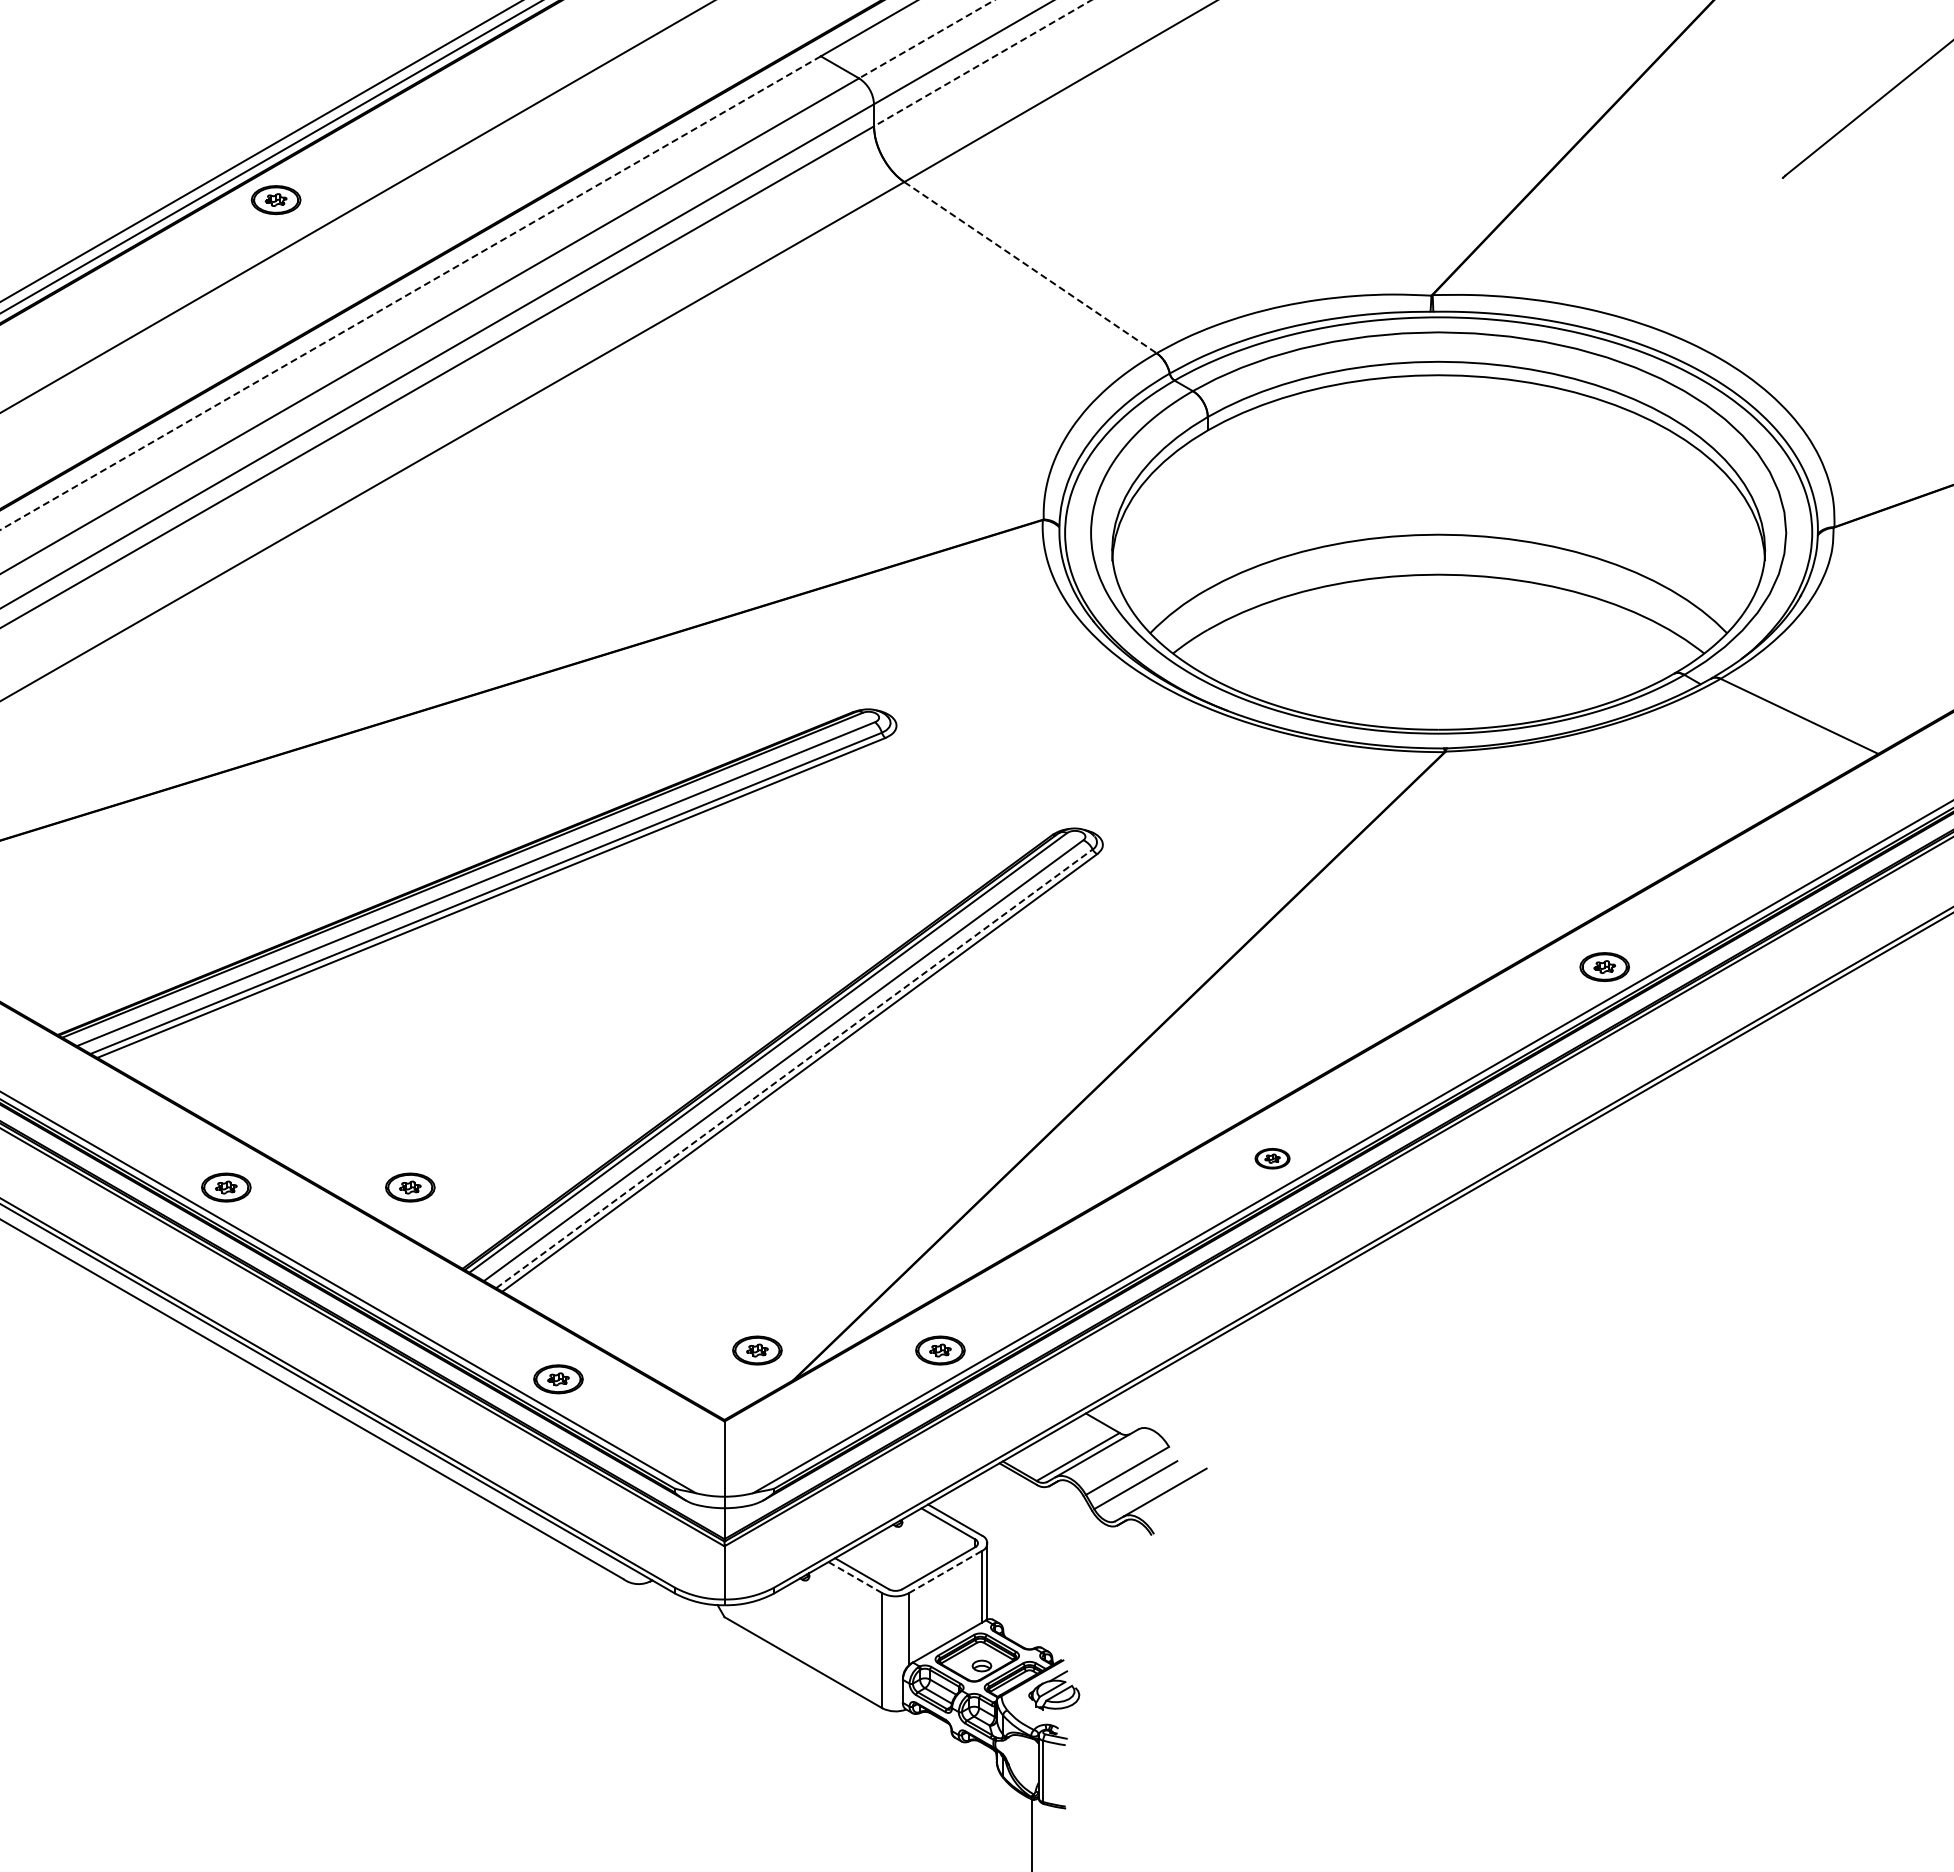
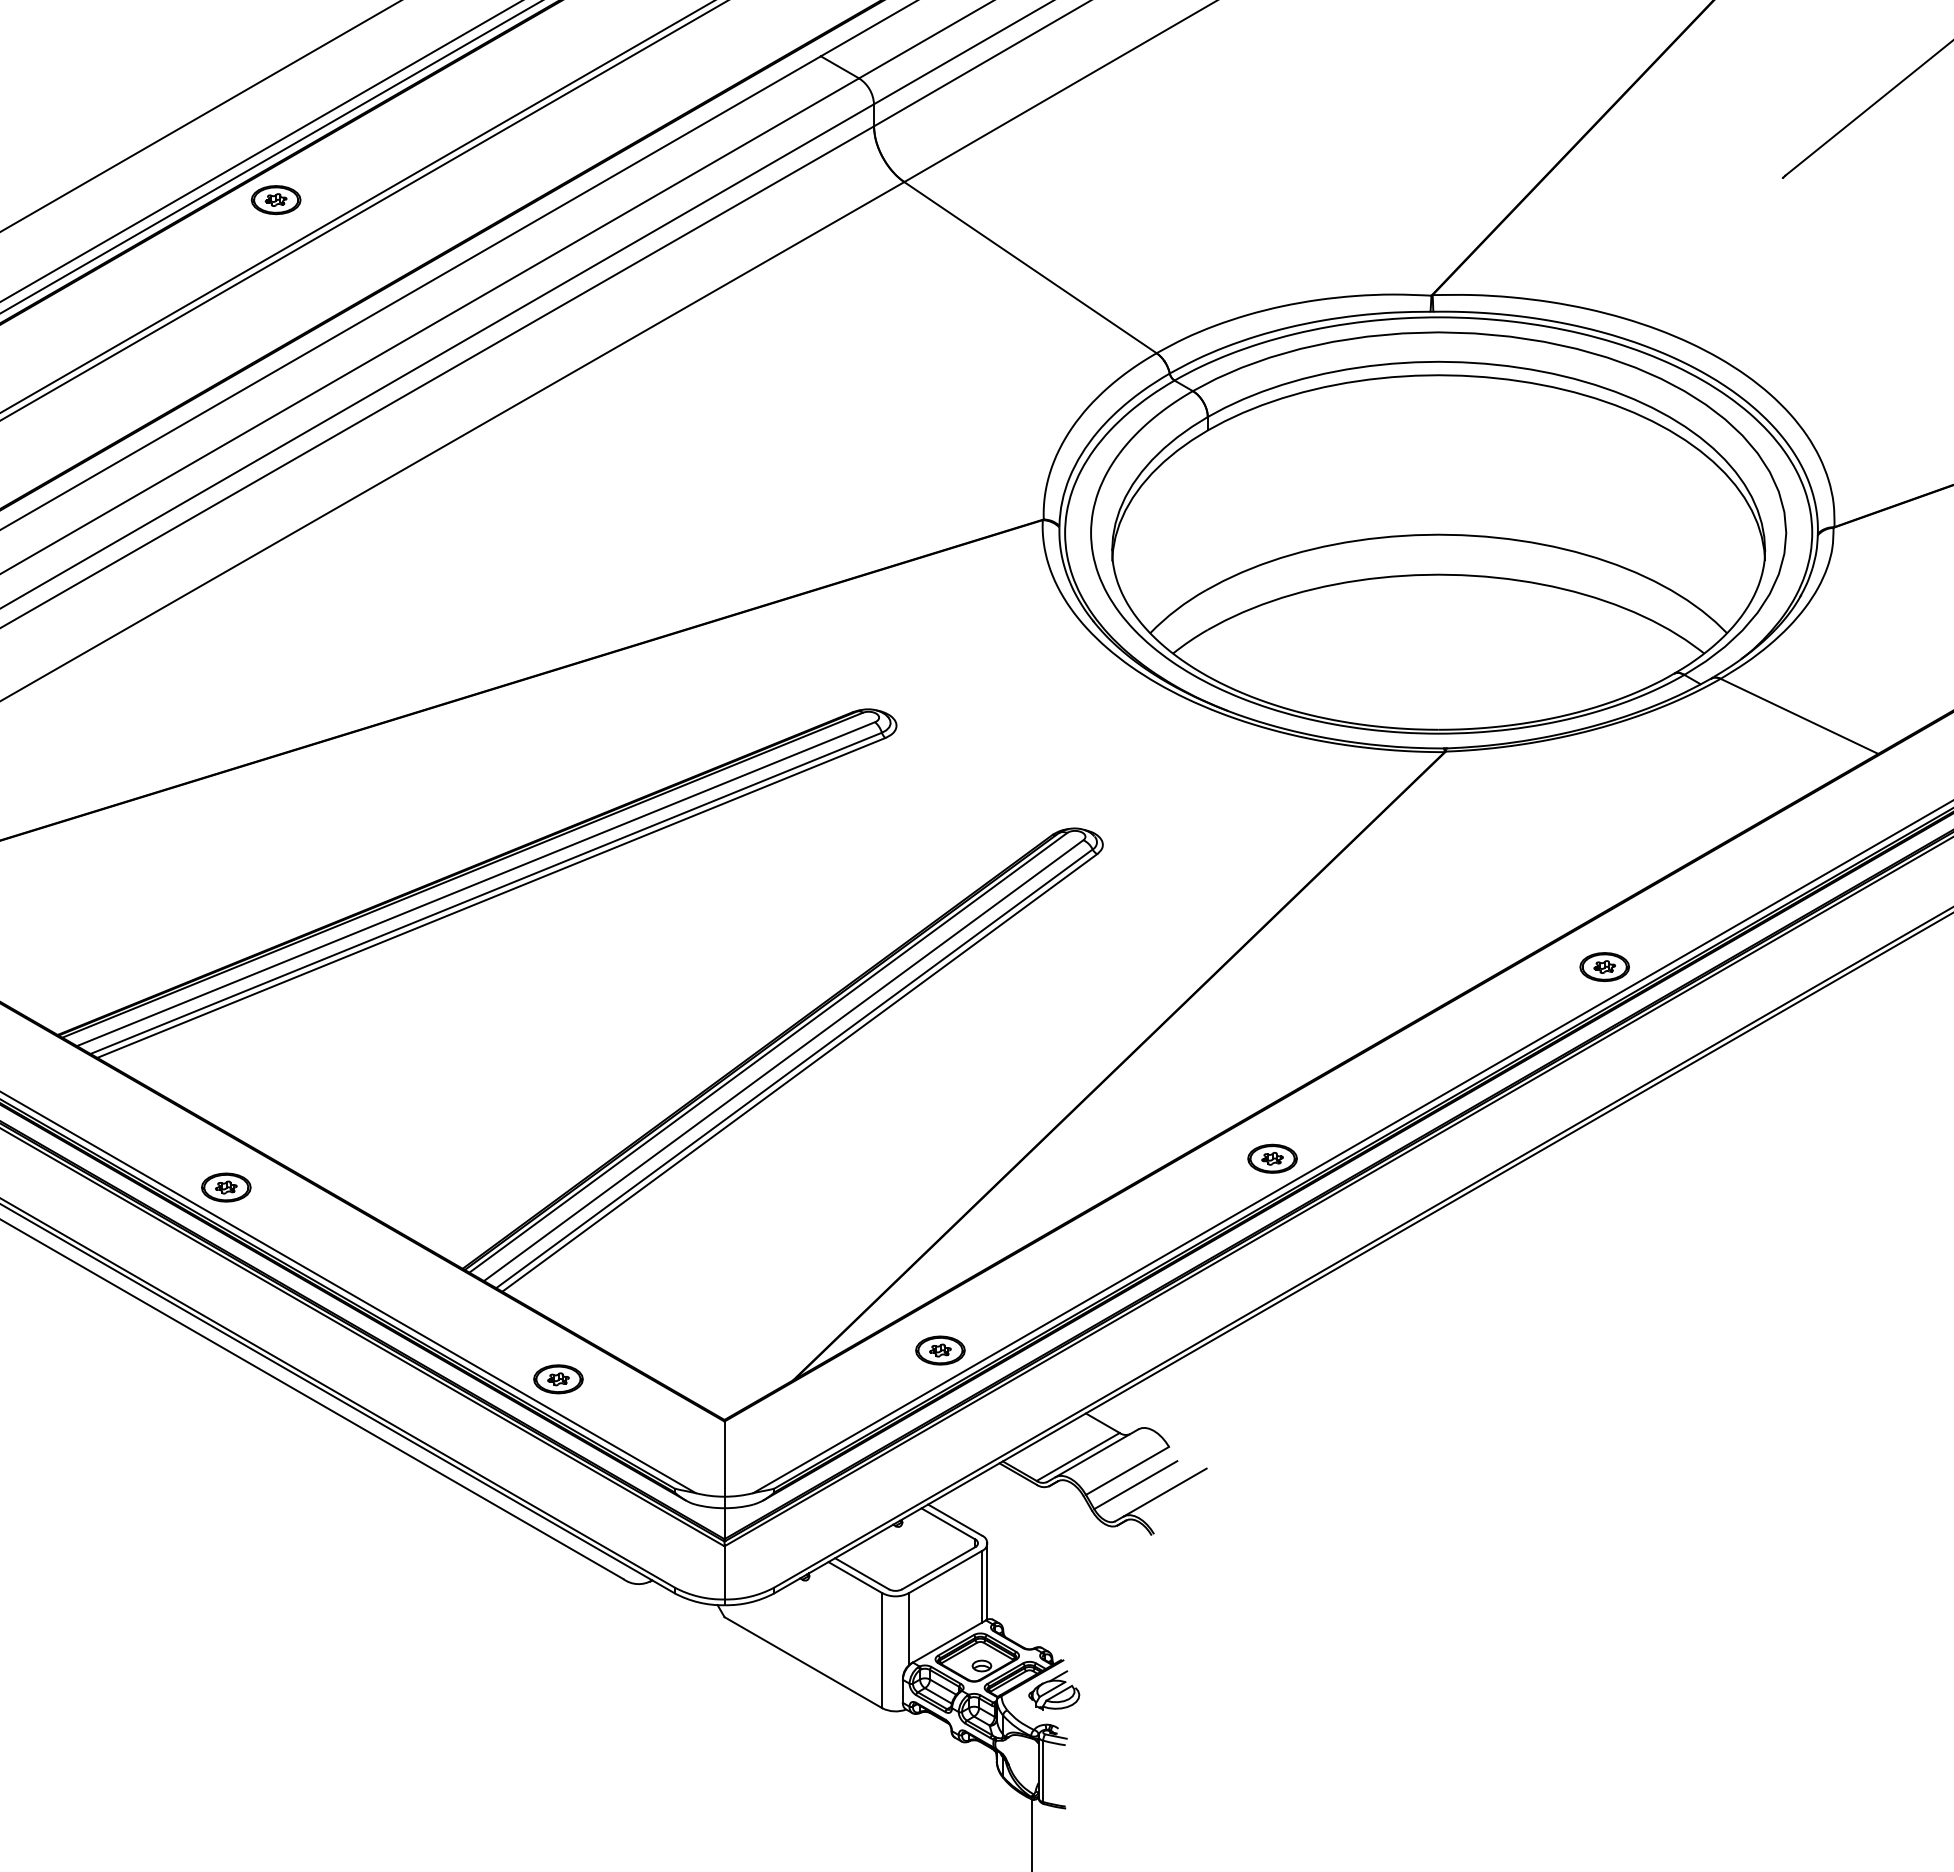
line: dashed -> solid (926, 39)
line: dashed -> solid (982, 63)
line: none -> present (200, 116)
line: none -> present (363, 210)
line: dashed -> solid (1030, 267)
line: dashed -> solid (410, 293)
line: dashed -> solid (794, 1068)
part size: 37x22 px -> 51x31 px (1272, 1158)
part: present -> none (410, 1187)
part: present -> none (757, 1350)
line: dashed -> solid (945, 1571)
line: dashed -> solid (855, 1577)
